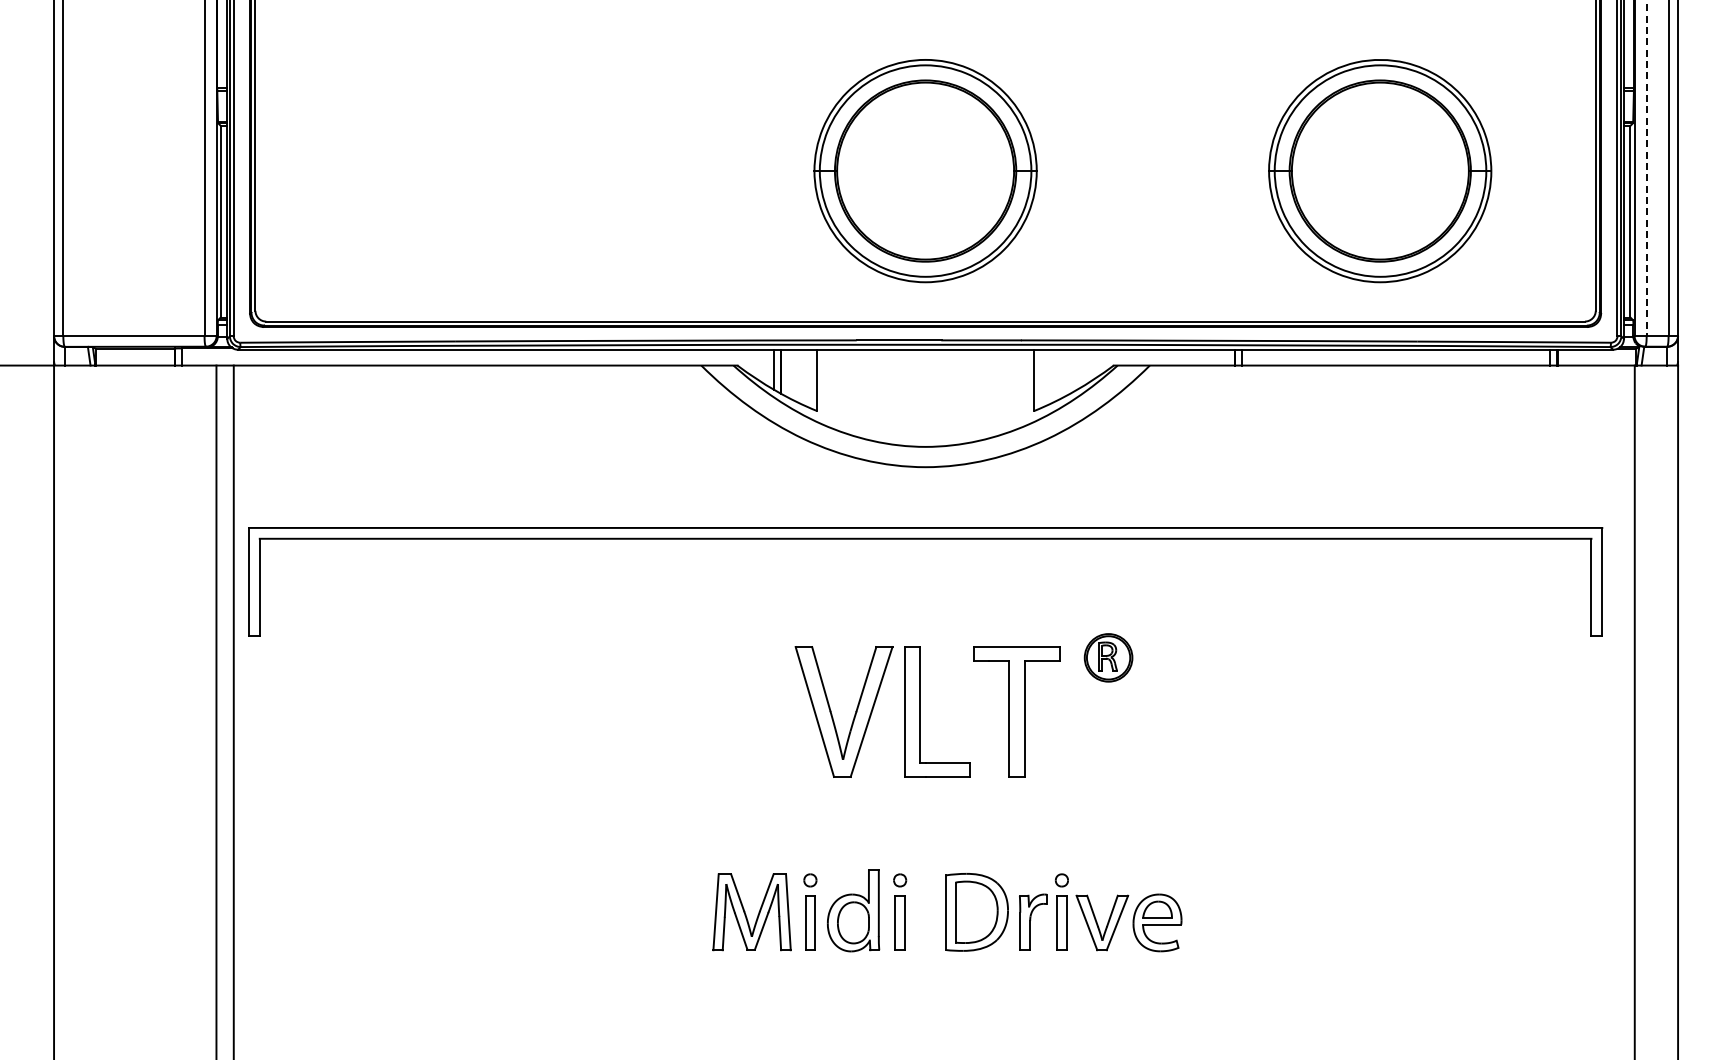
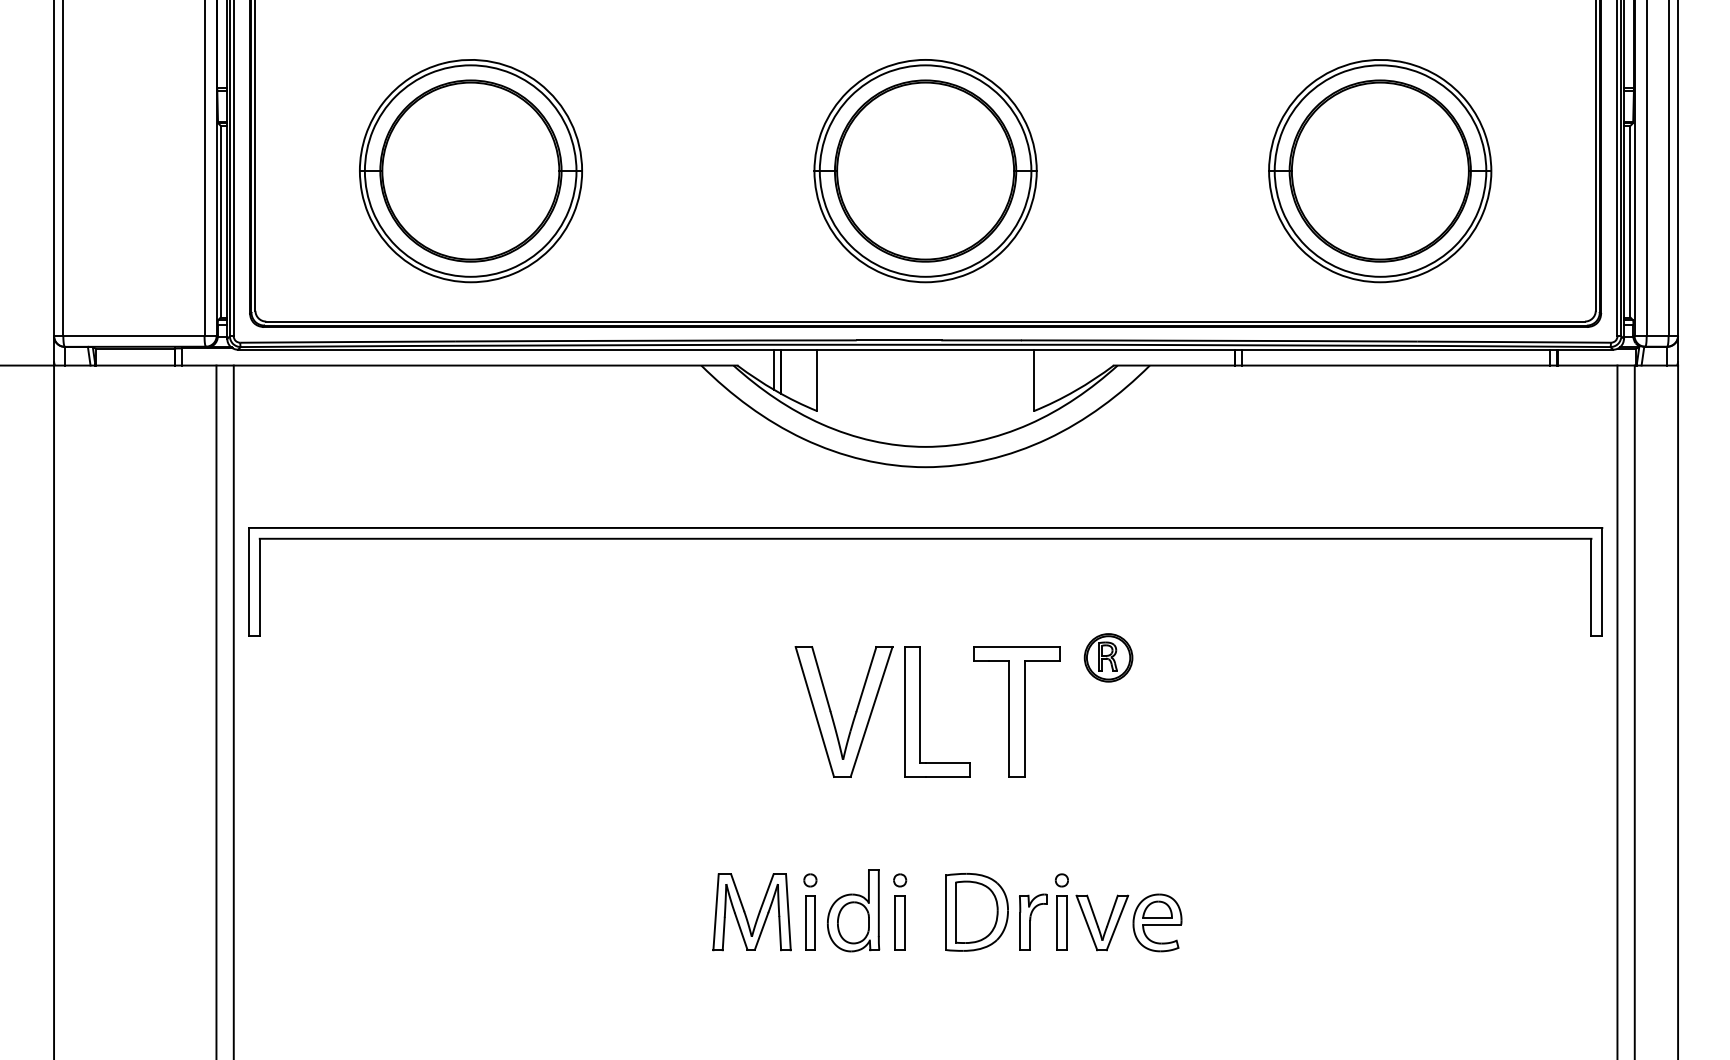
line: dashed -> solid (1646, 168)
part: none -> present (470, 171)
line: none -> present (1617, 710)
